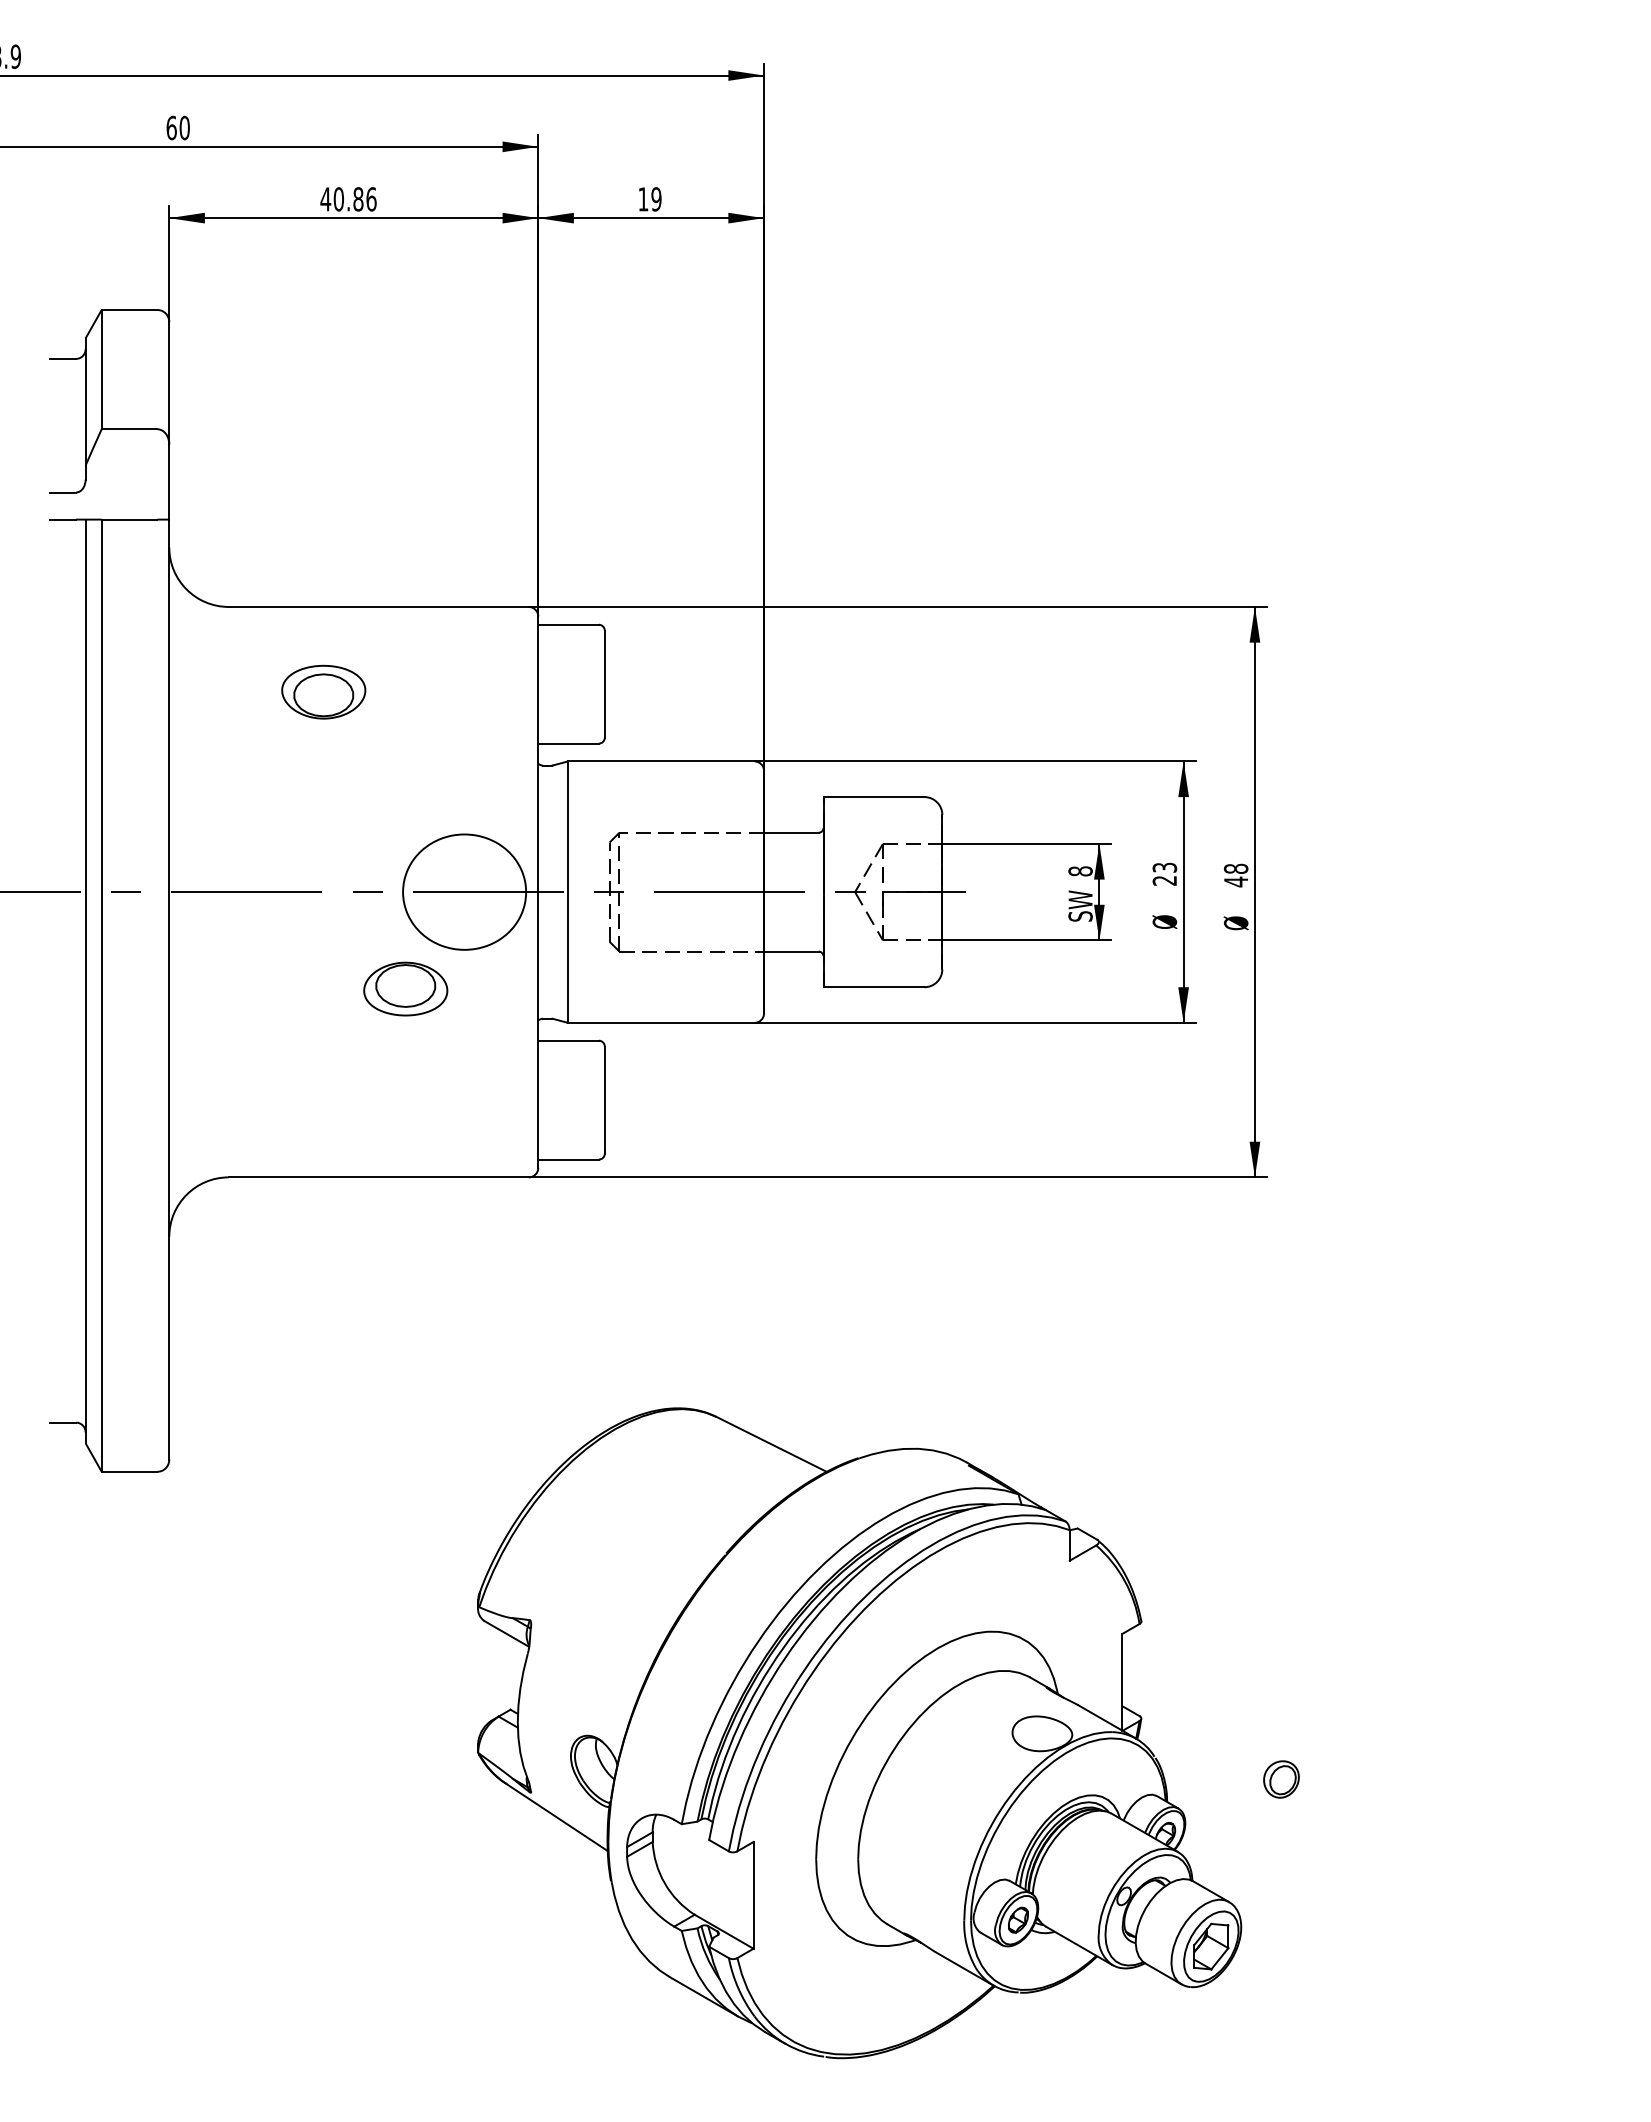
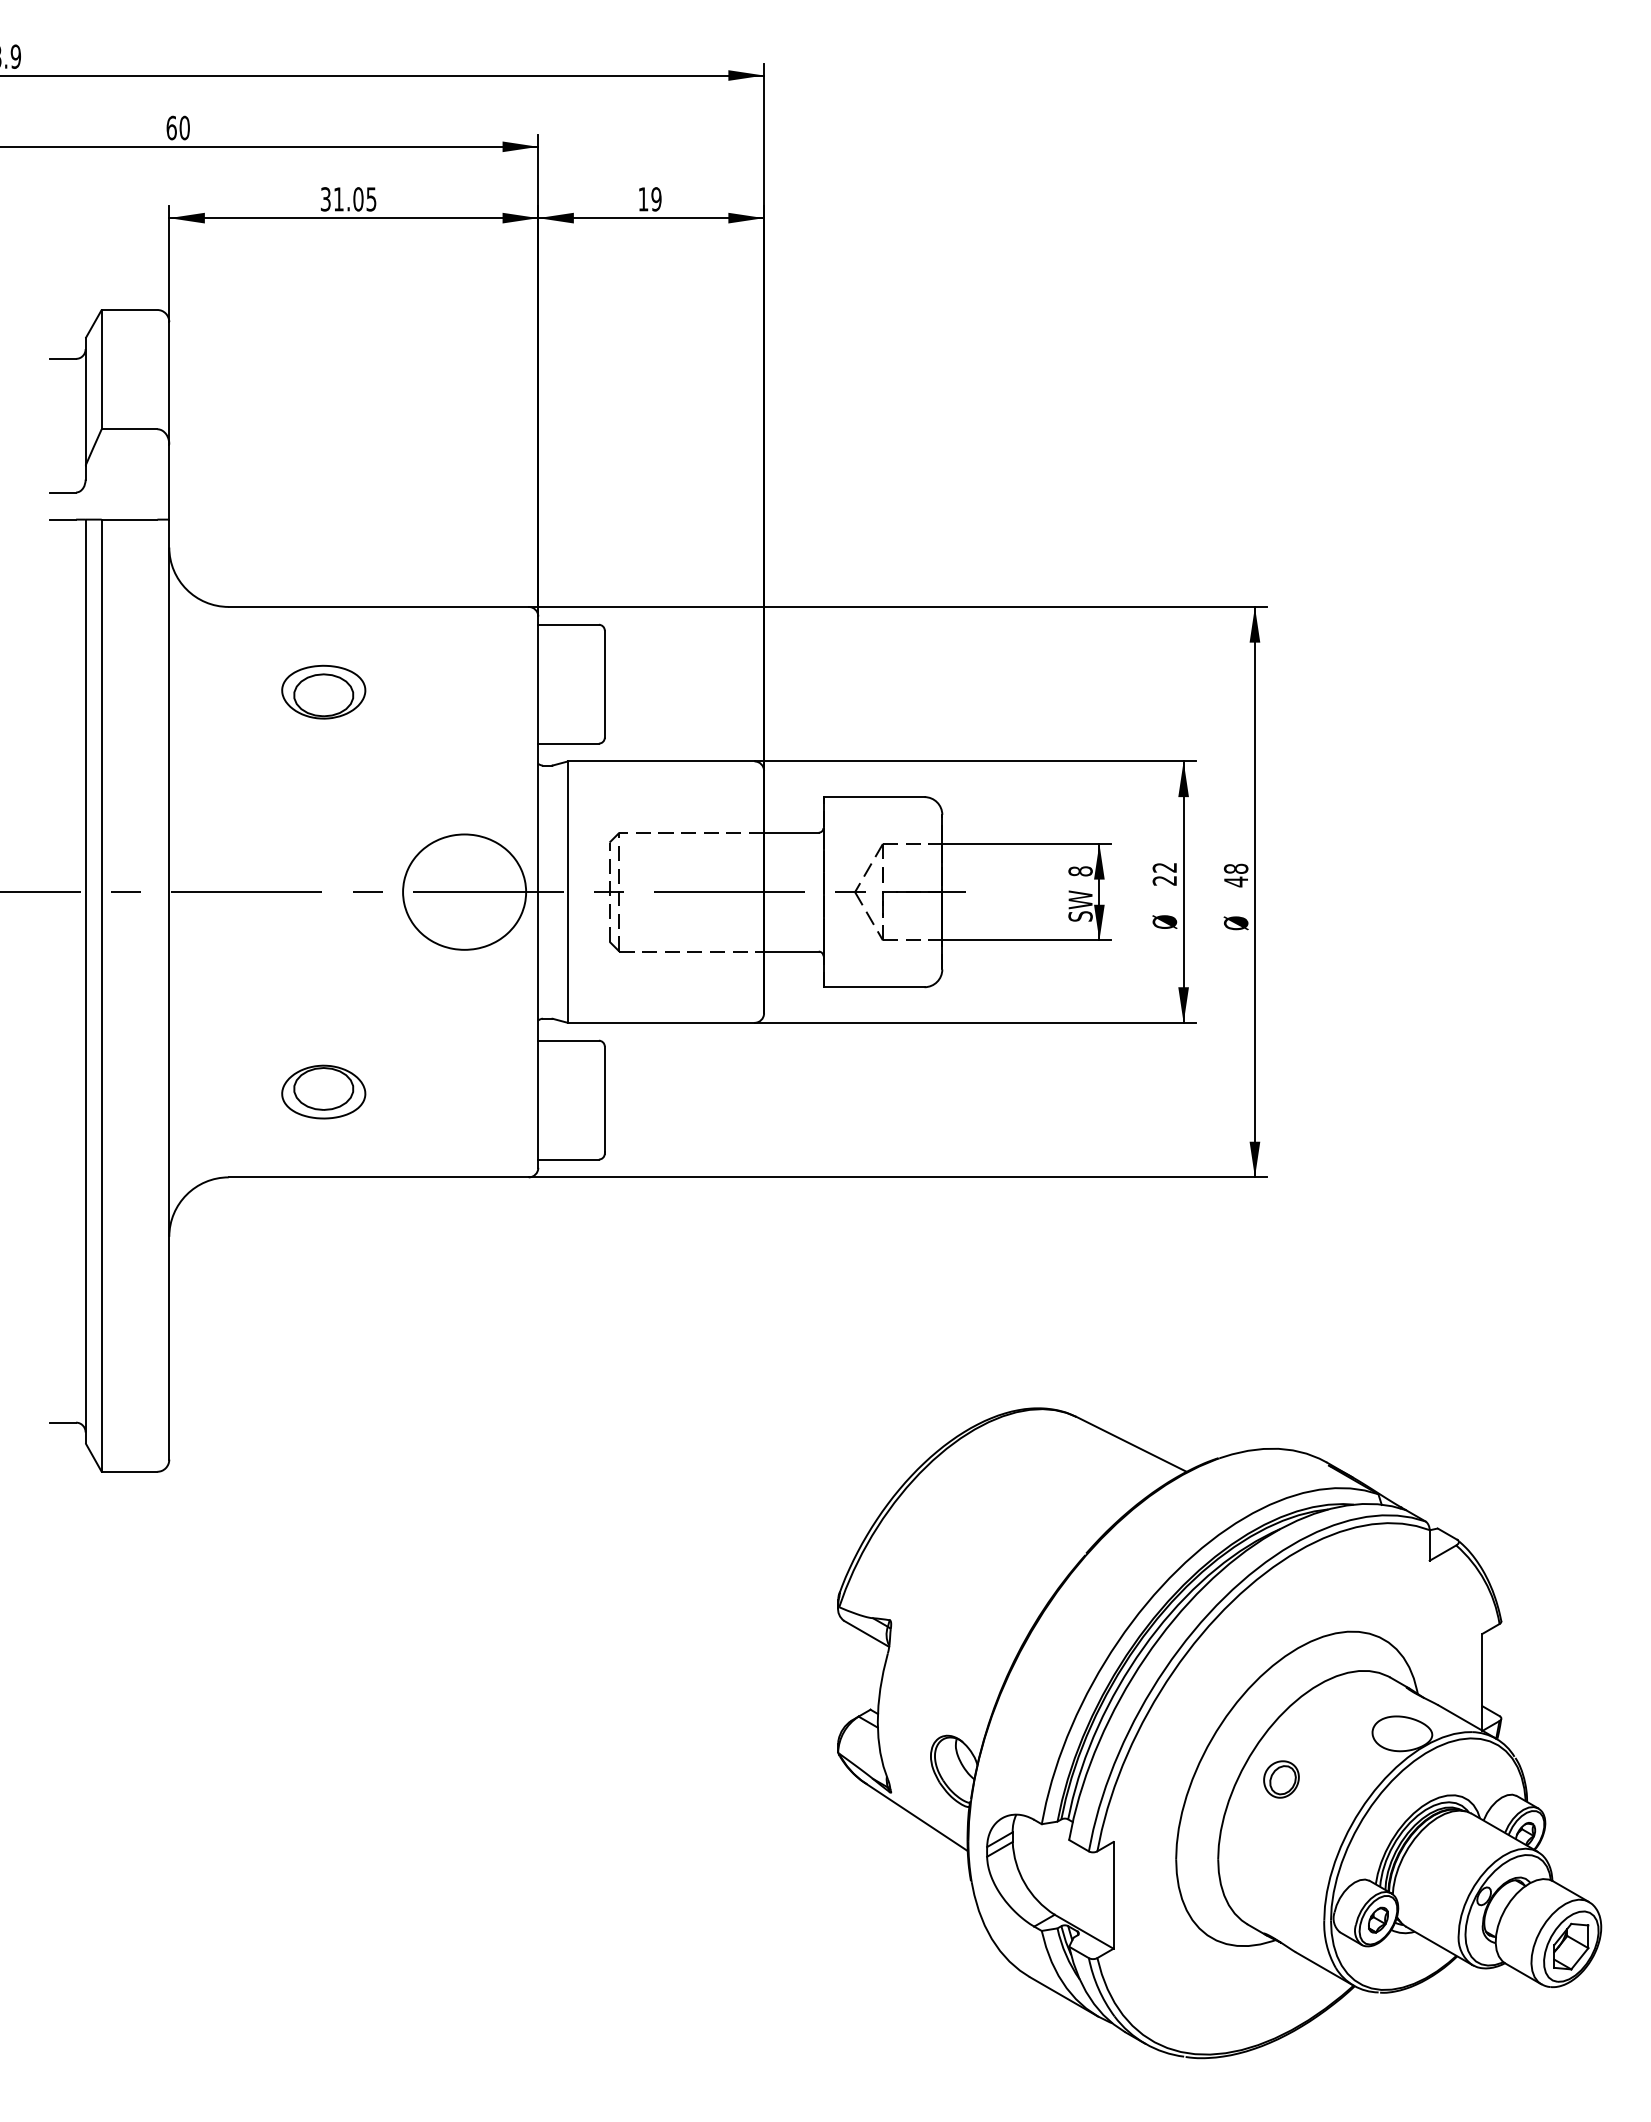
text: 40.86 -> 31.05 (348, 199)
text: 23 -> 22 (1165, 867)
part position: (405, 988) -> (323, 1091) (323, 1091)
part position: (859, 1733) -> (1219, 1733) (1219, 1733)
